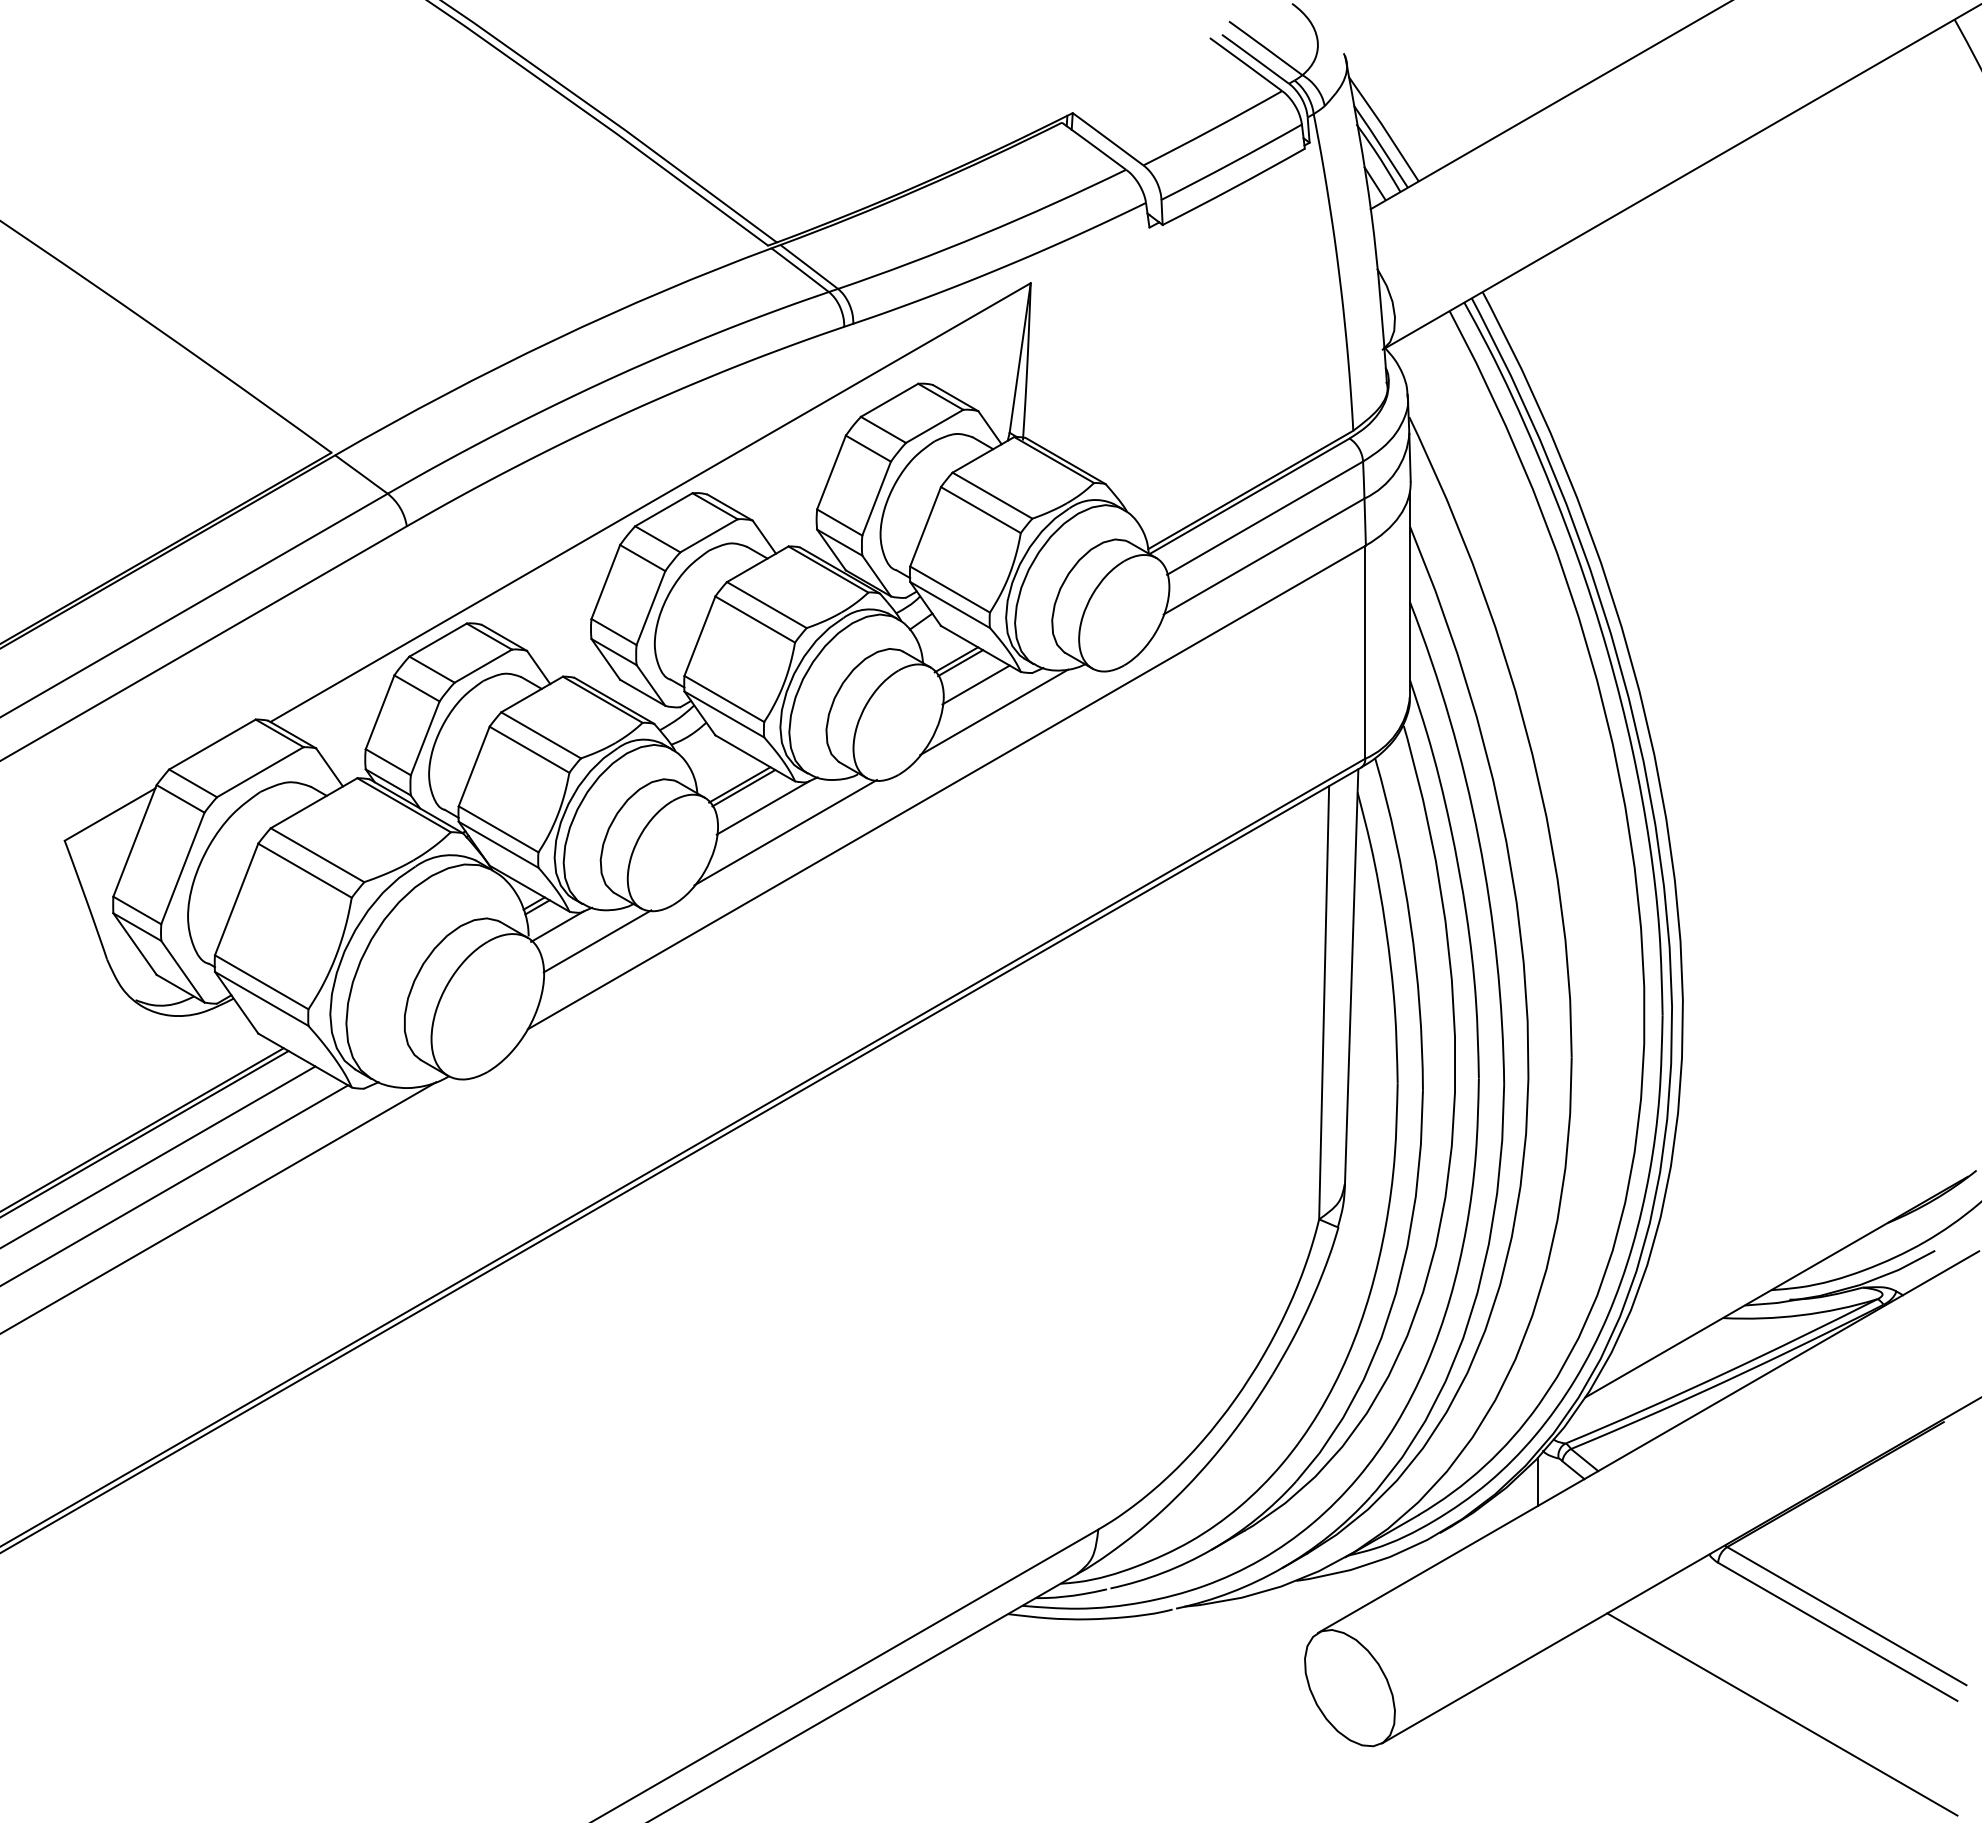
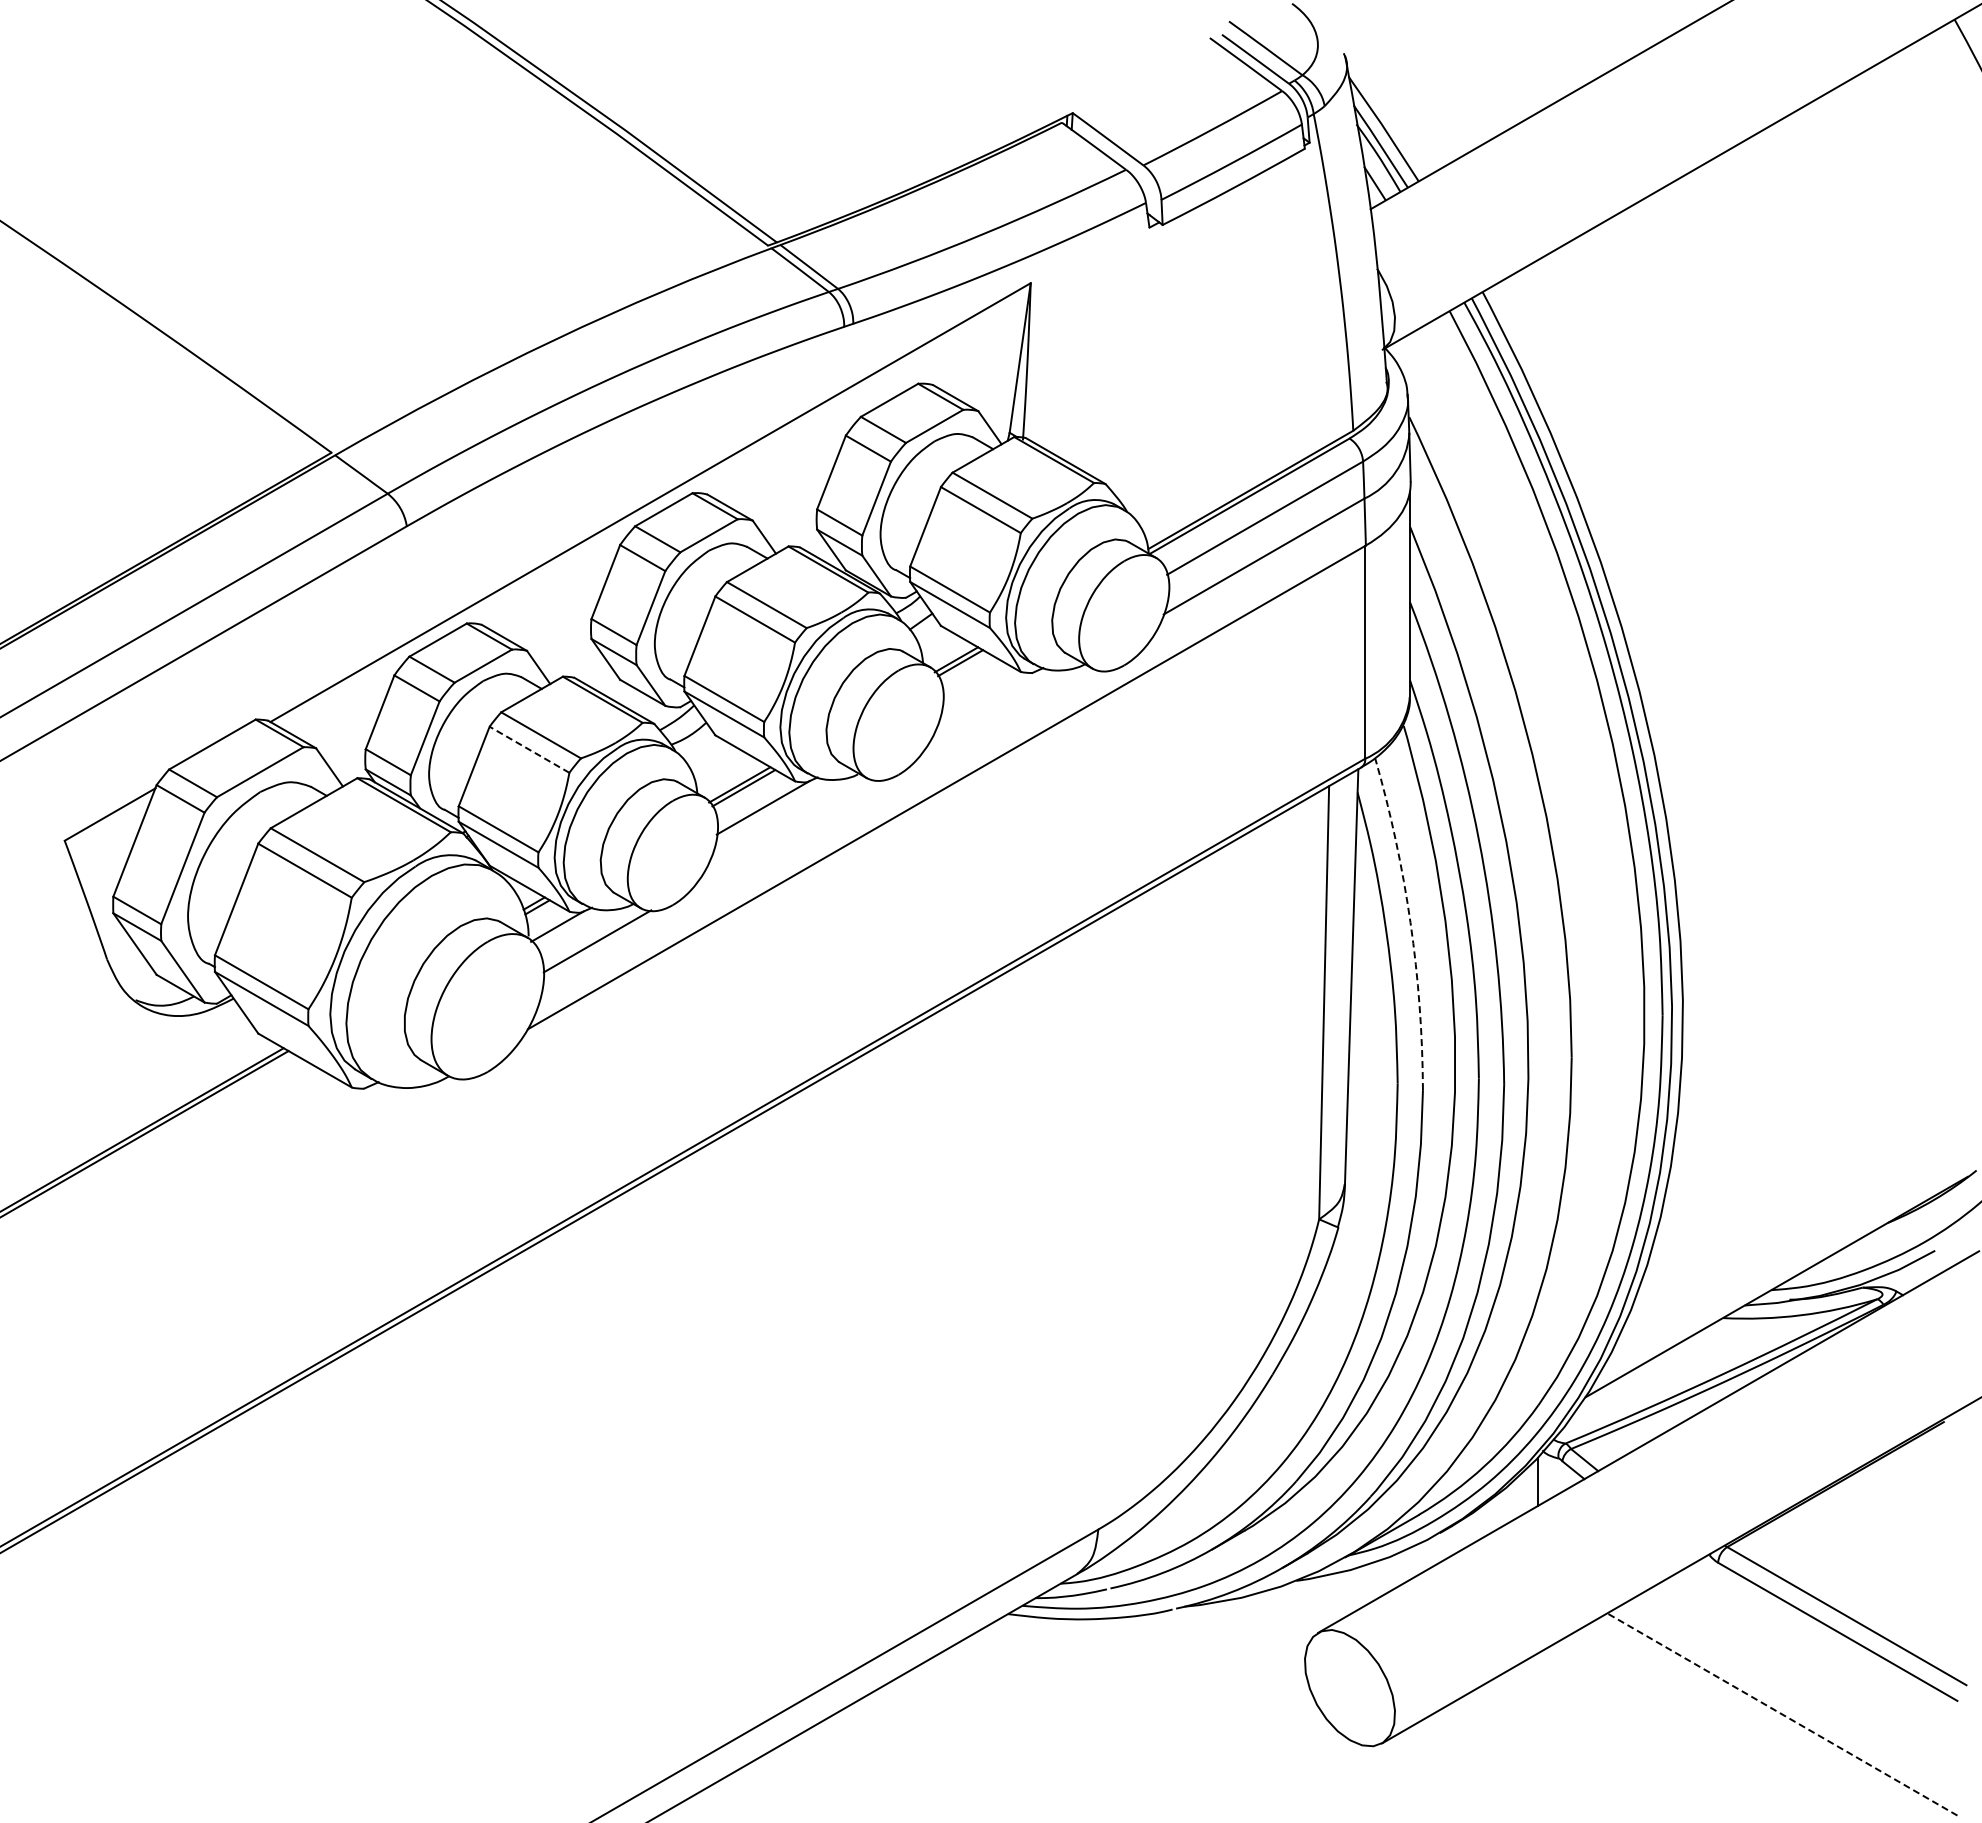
line: present -> none (975, 684)
line: present -> none (994, 712)
line: solid -> dashed (529, 749)
line: present -> none (785, 832)
arc: solid -> dashed (1410, 922)
line: present -> none (158, 1156)
line: present -> none (175, 1185)
line: present -> none (219, 1207)
line: solid -> dashed (1781, 1714)
